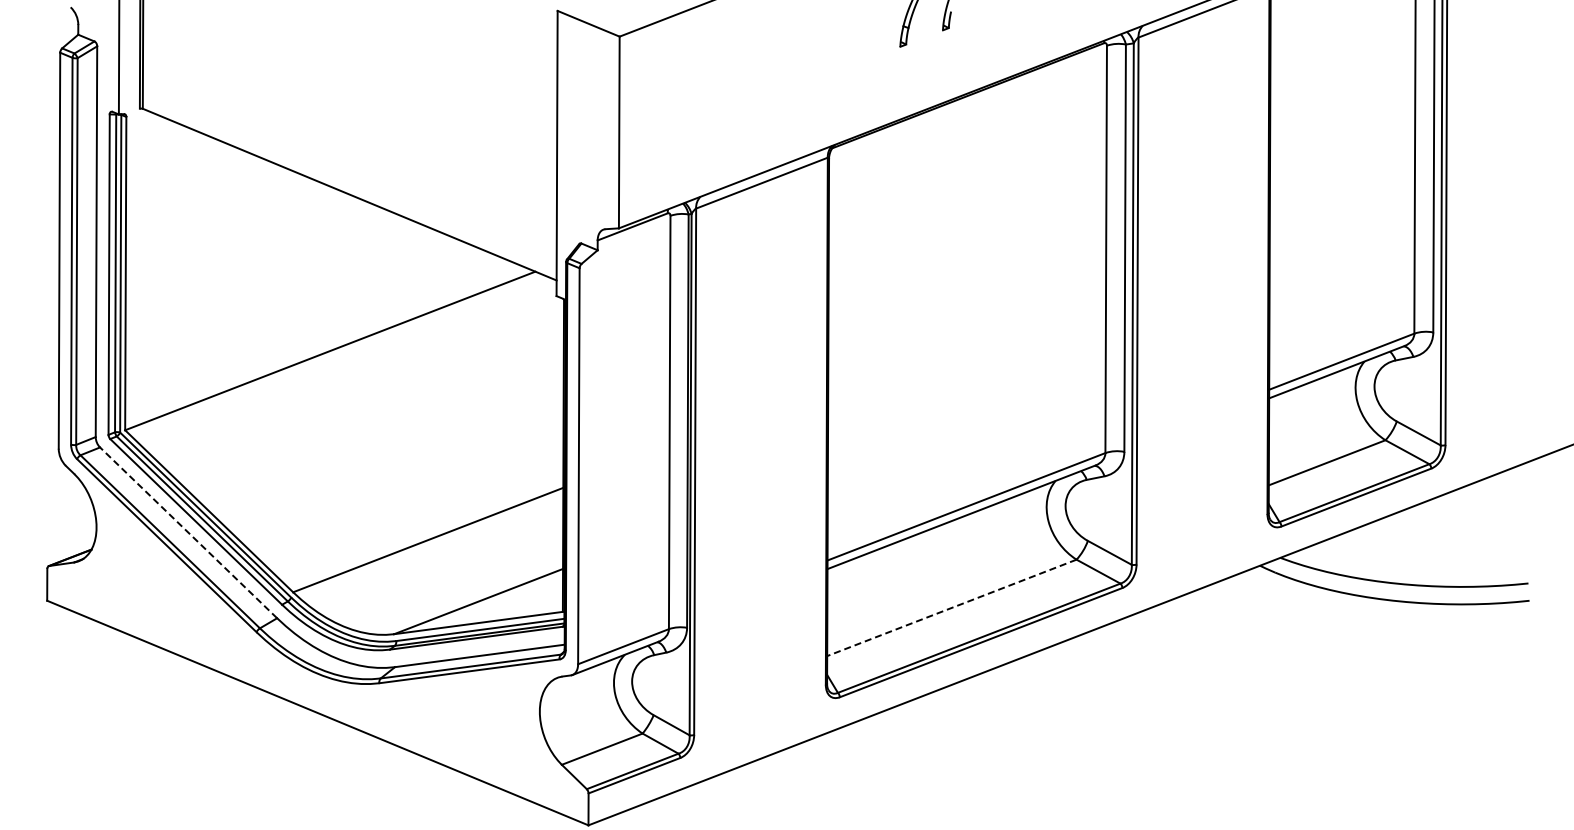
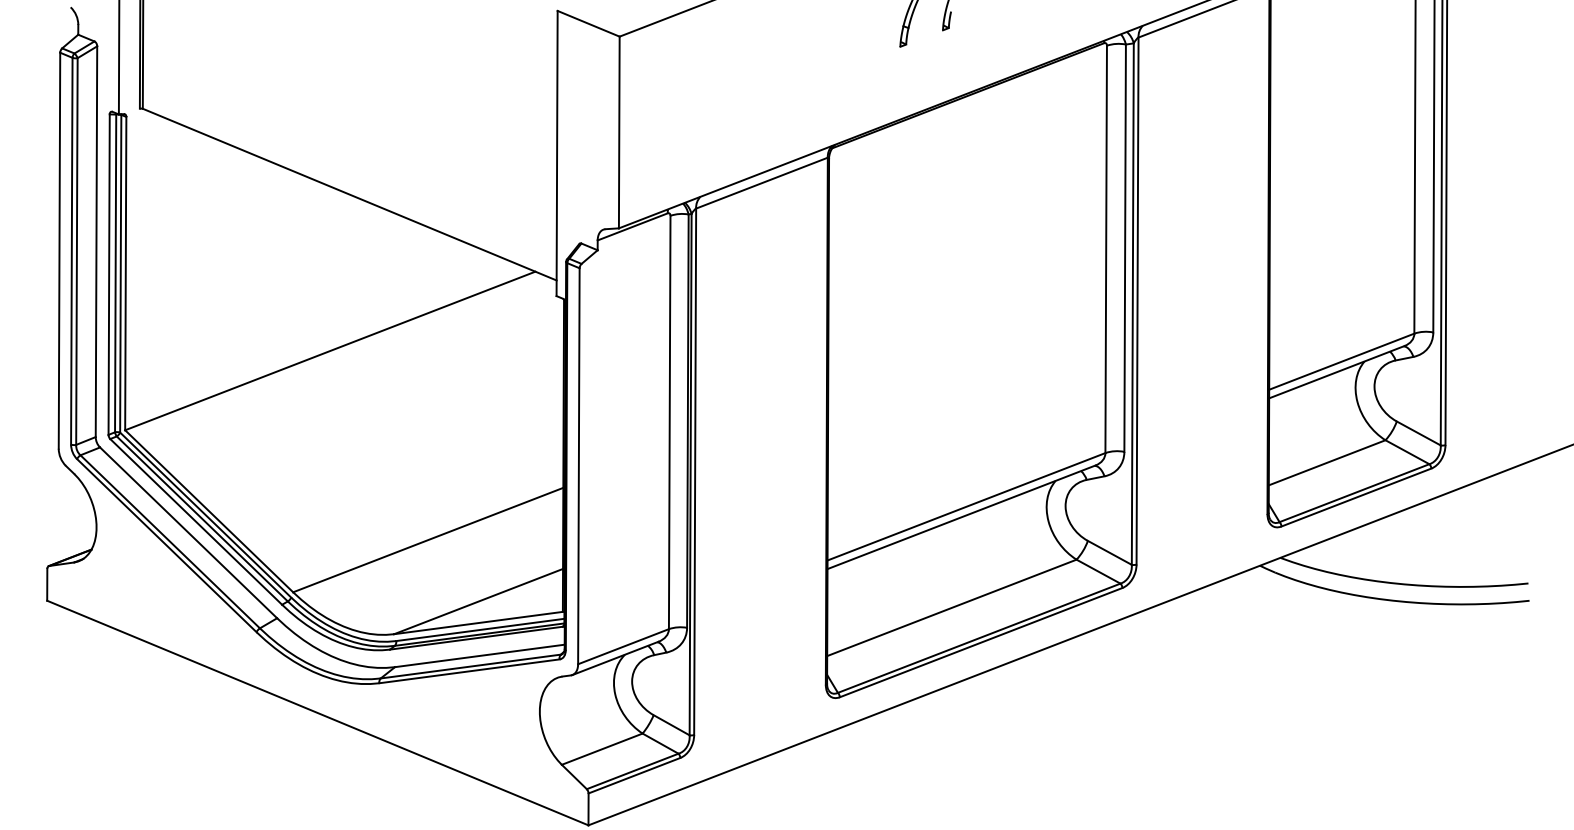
line: dashed -> solid (188, 532)
line: dashed -> solid (951, 607)
